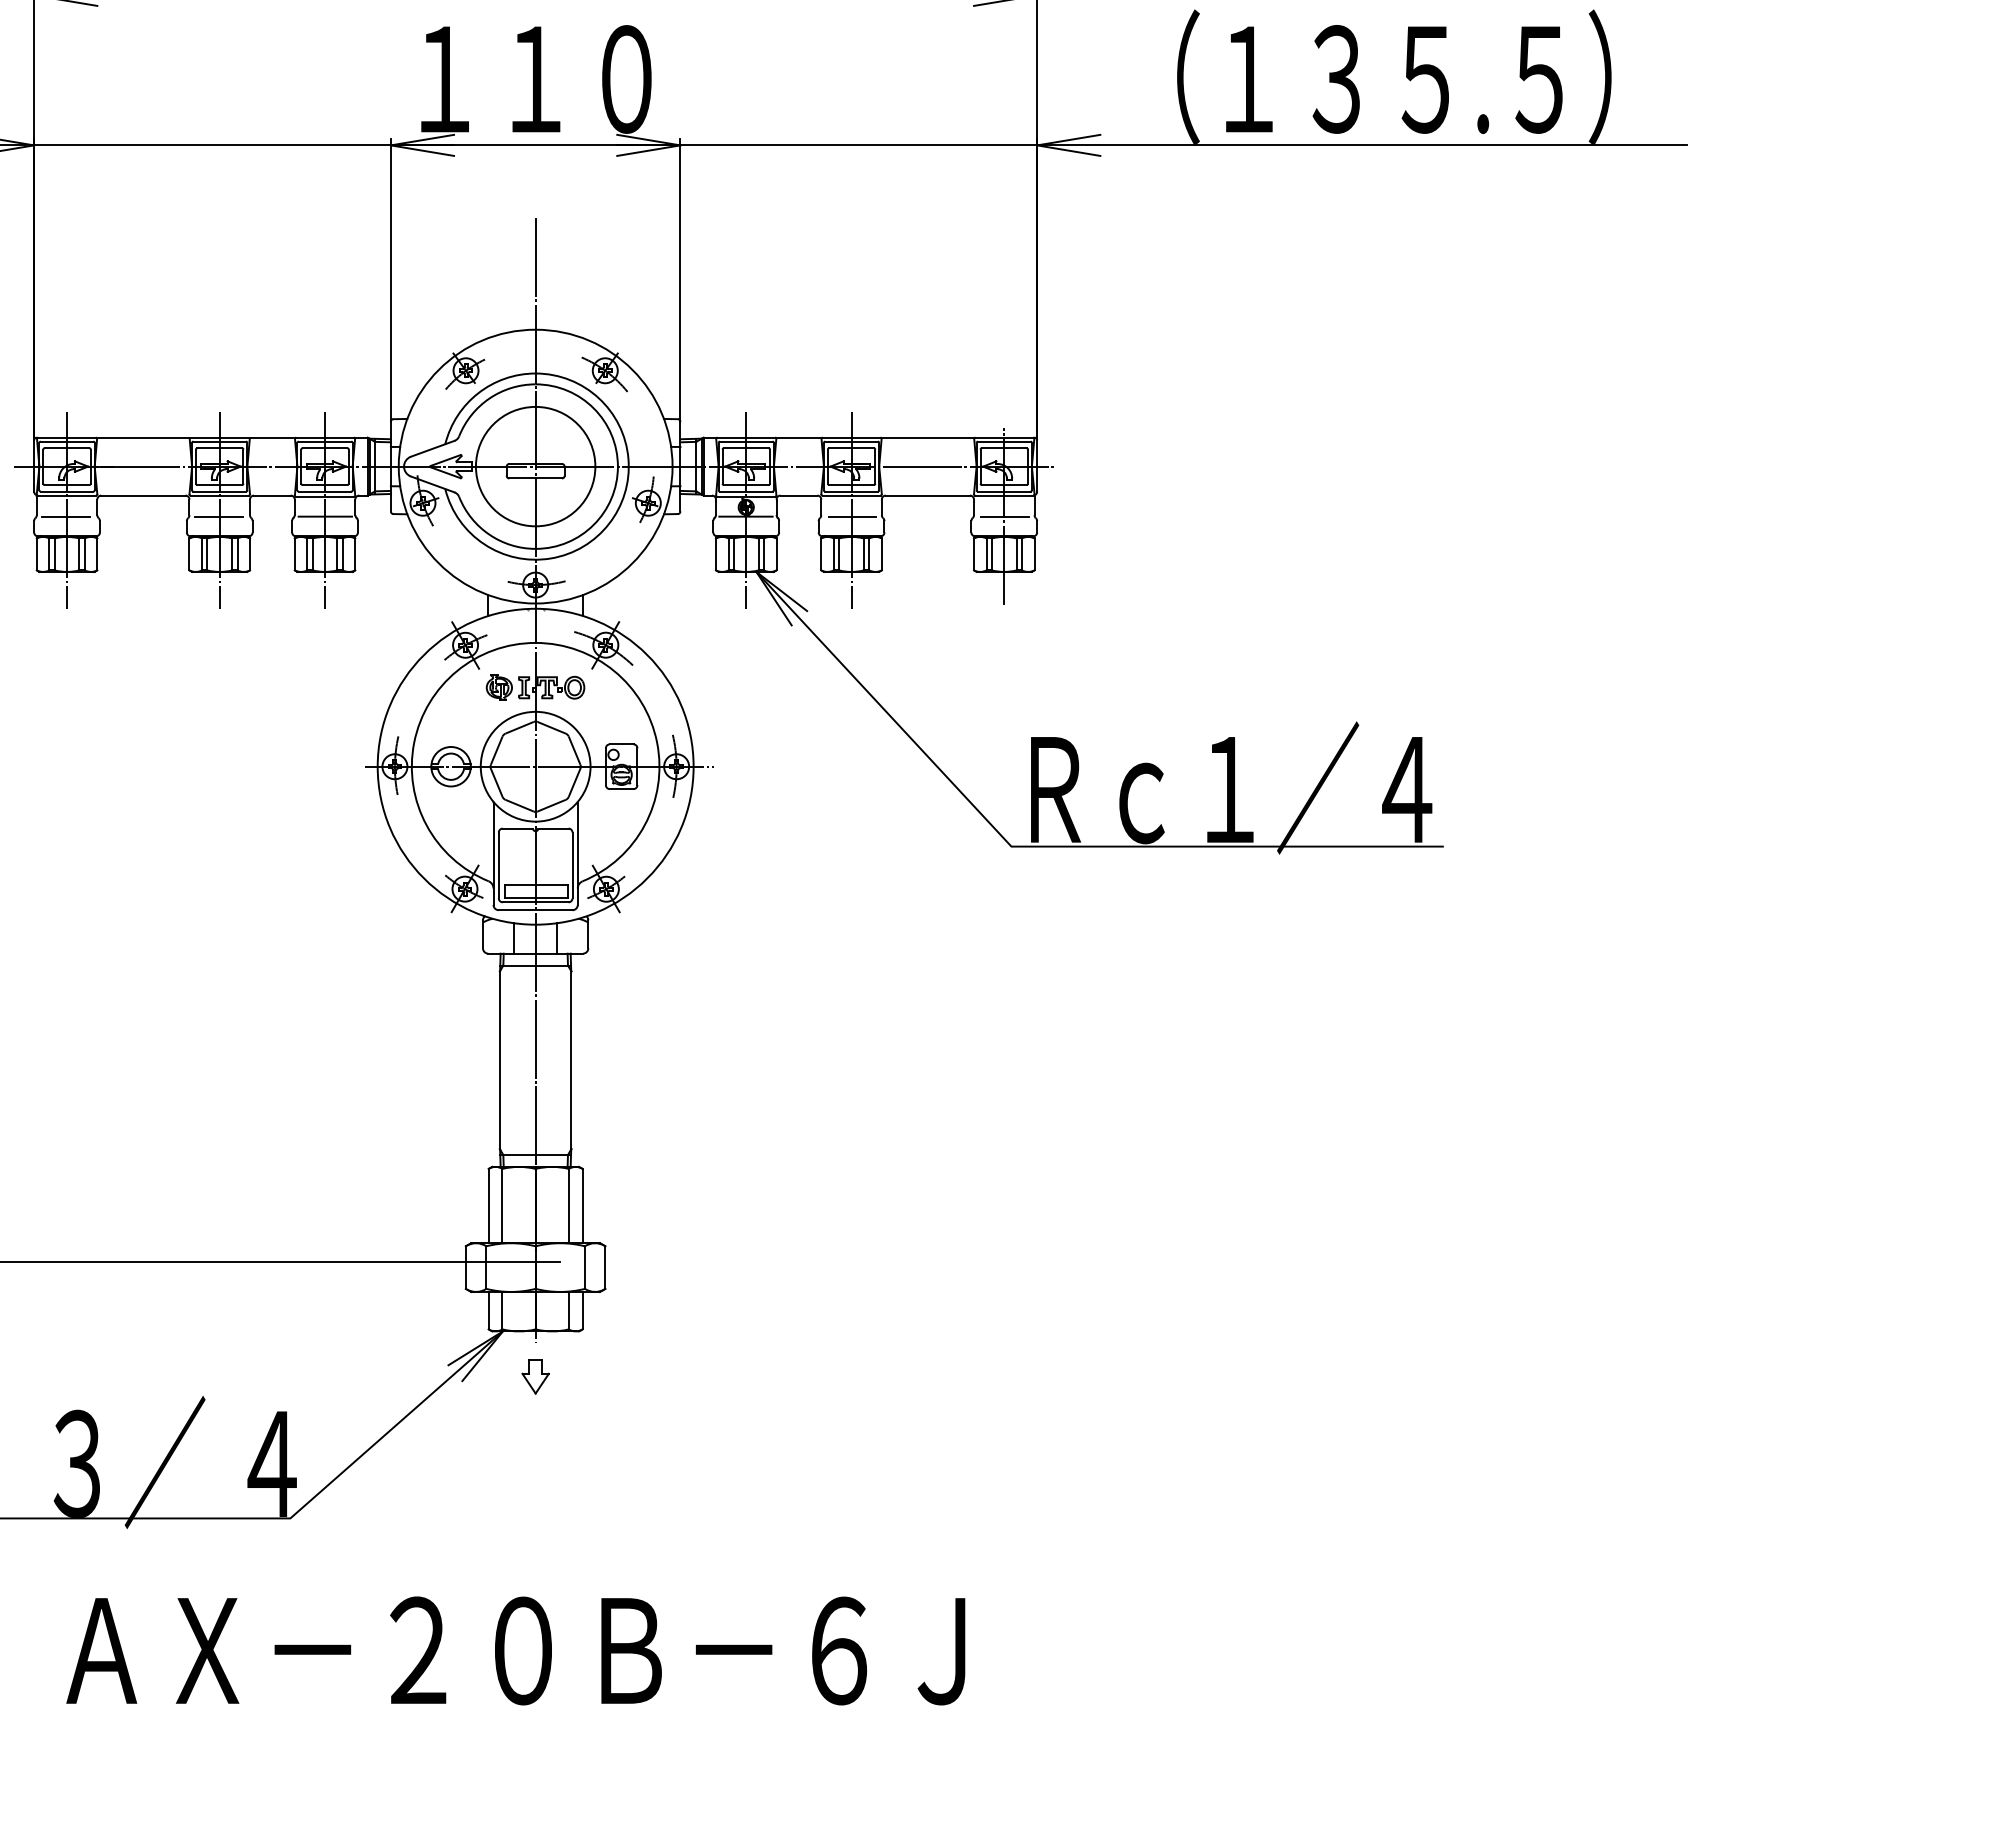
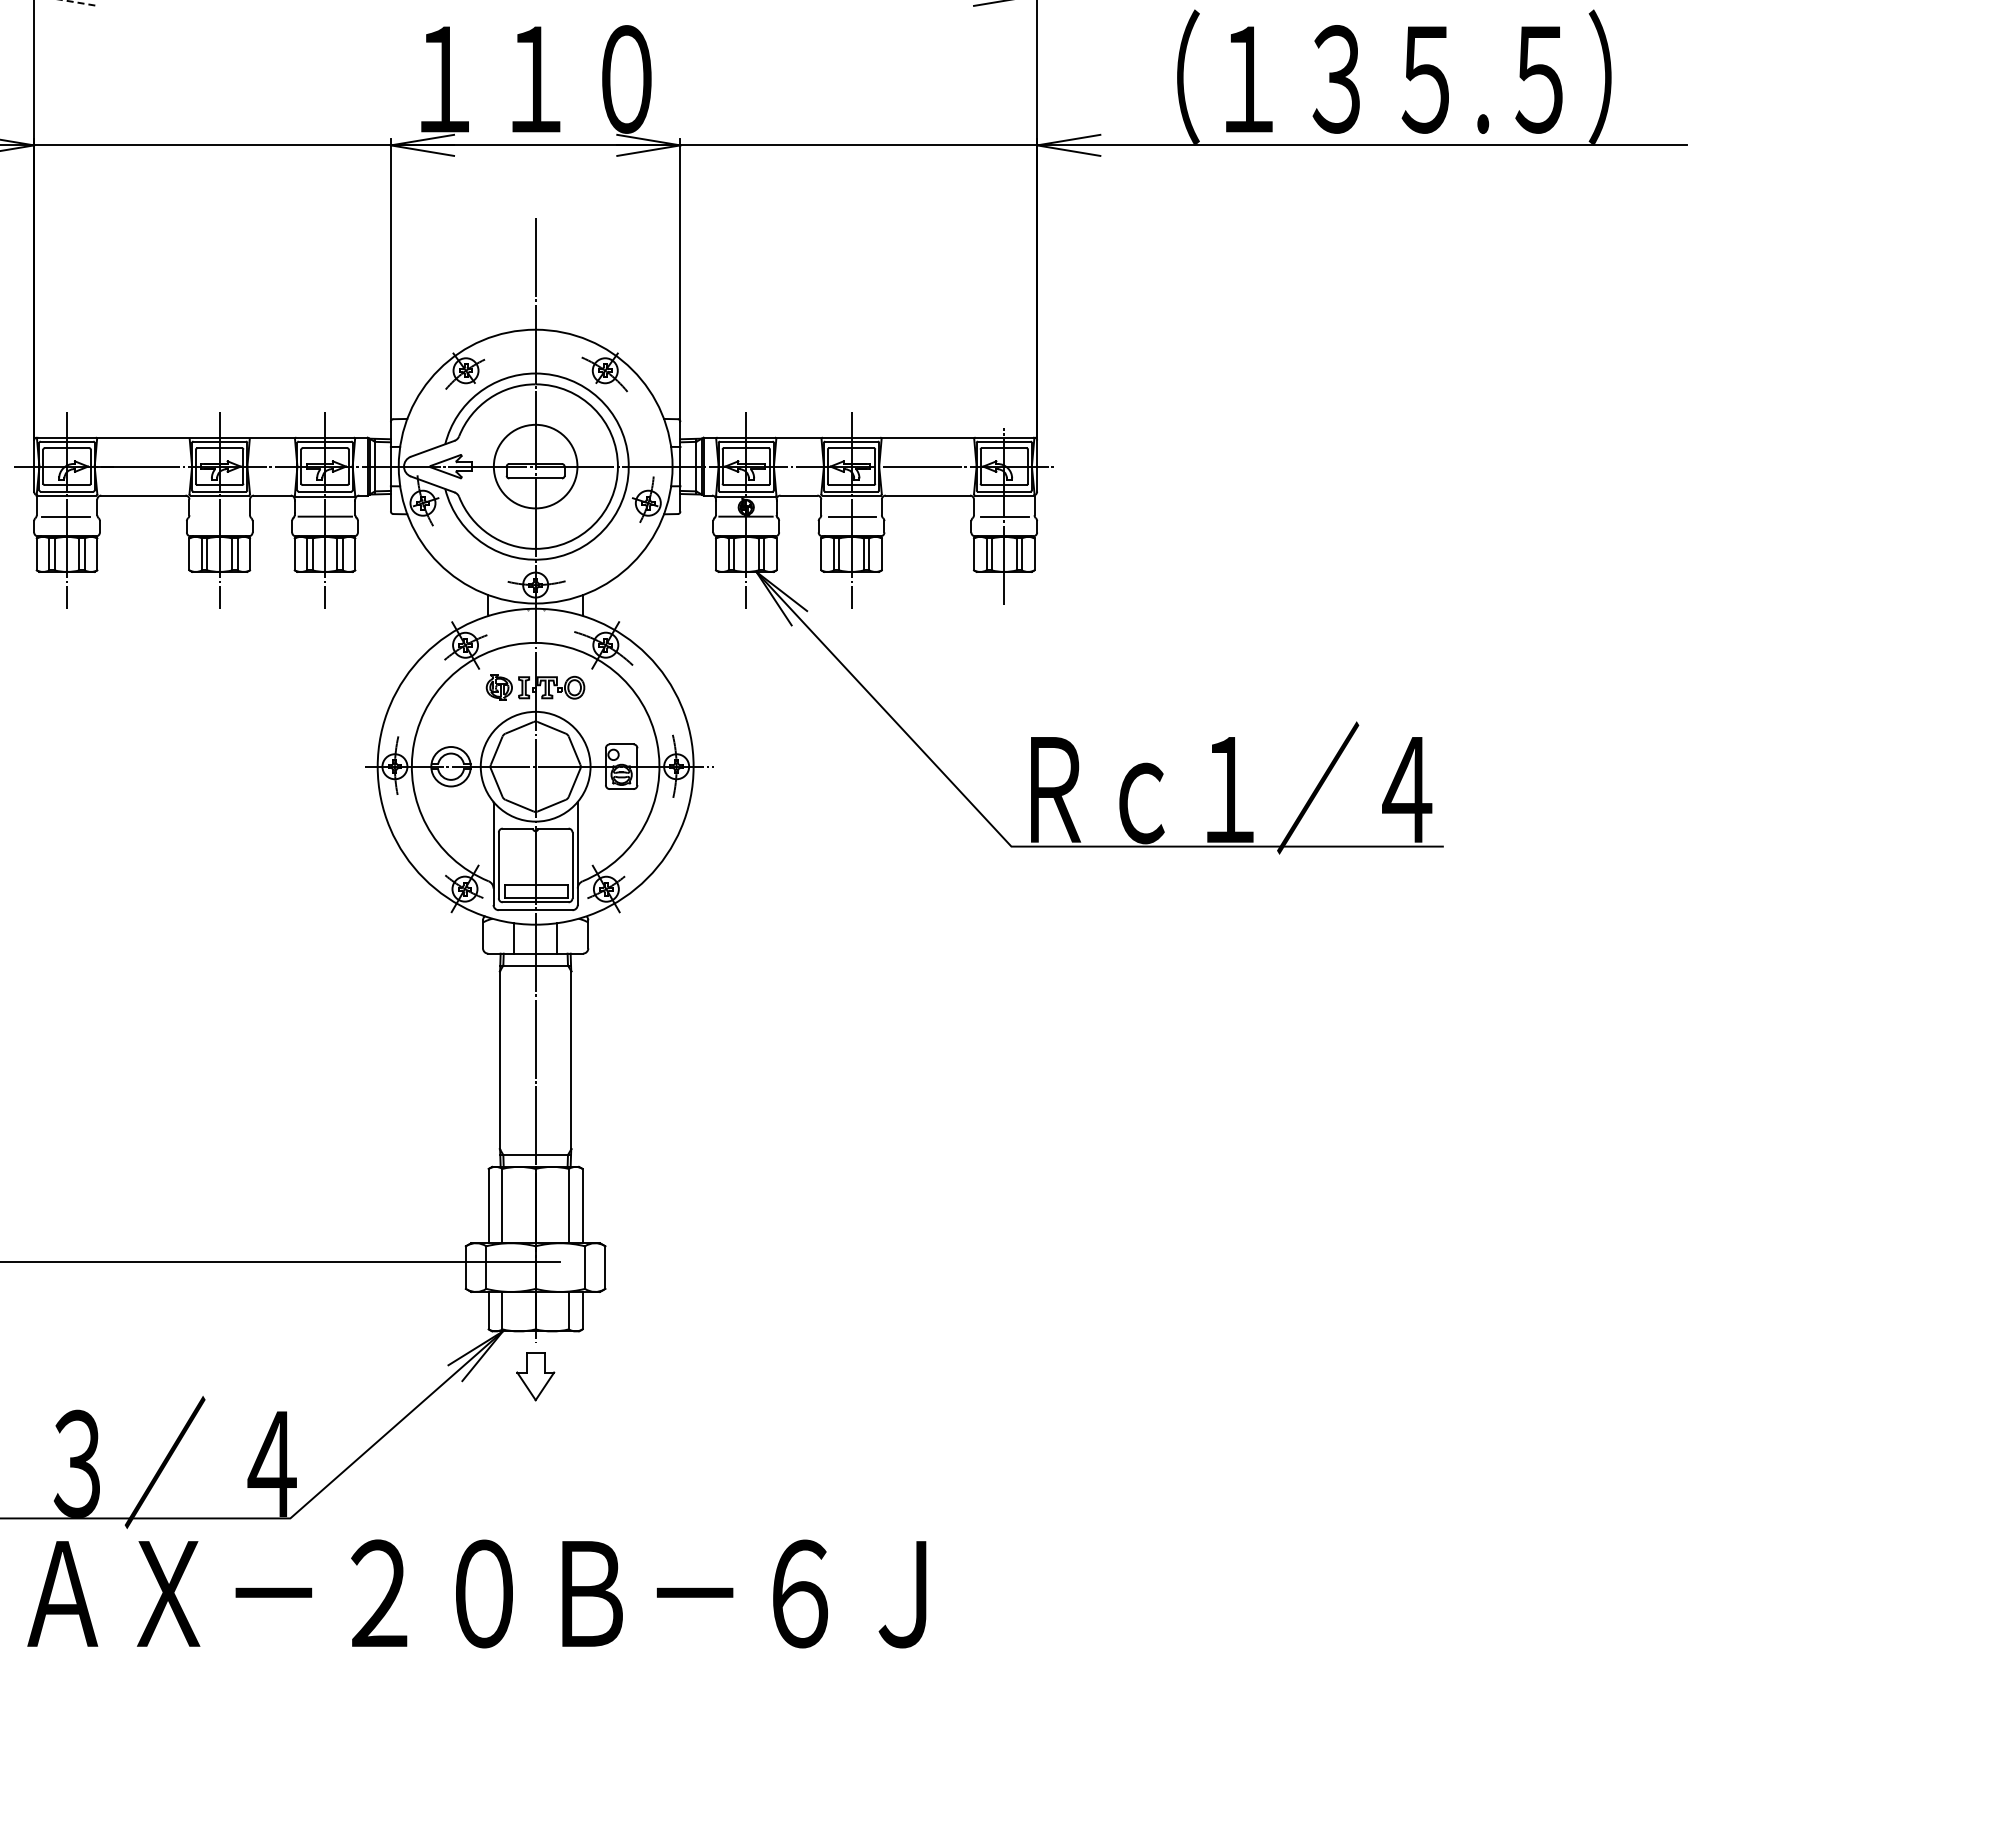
line: solid -> dashed (79, 3)
circle diameter: 119 px -> 84 px (535, 466)
line: present -> none (218, 517)
part size: 29x36 px -> 40x50 px (535, 1376)
text position: (515, 1650) -> (476, 1593) (476, 1593)
